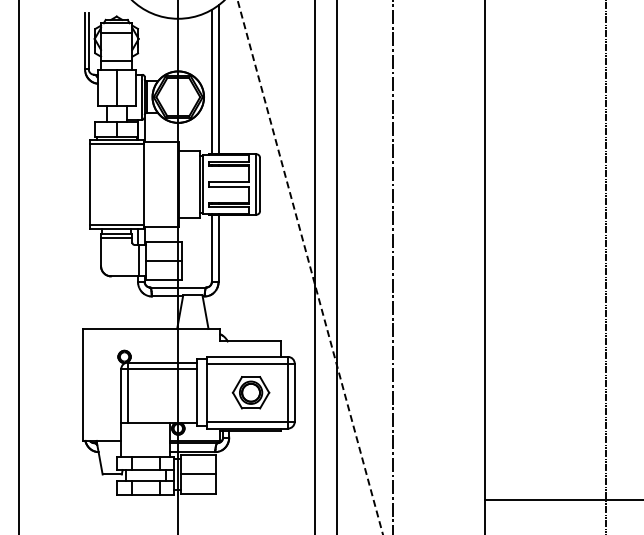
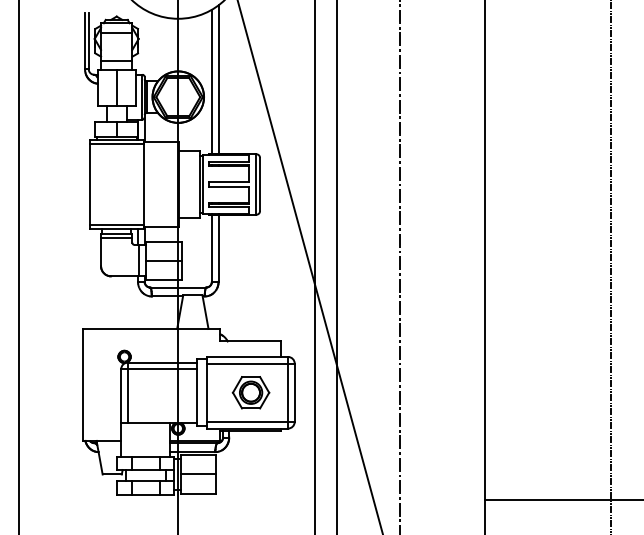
line position: (393, 266) -> (400, 266) (400, 266)
line position: (605, 266) -> (610, 266) (610, 266)
line: dashed -> solid (310, 267)
